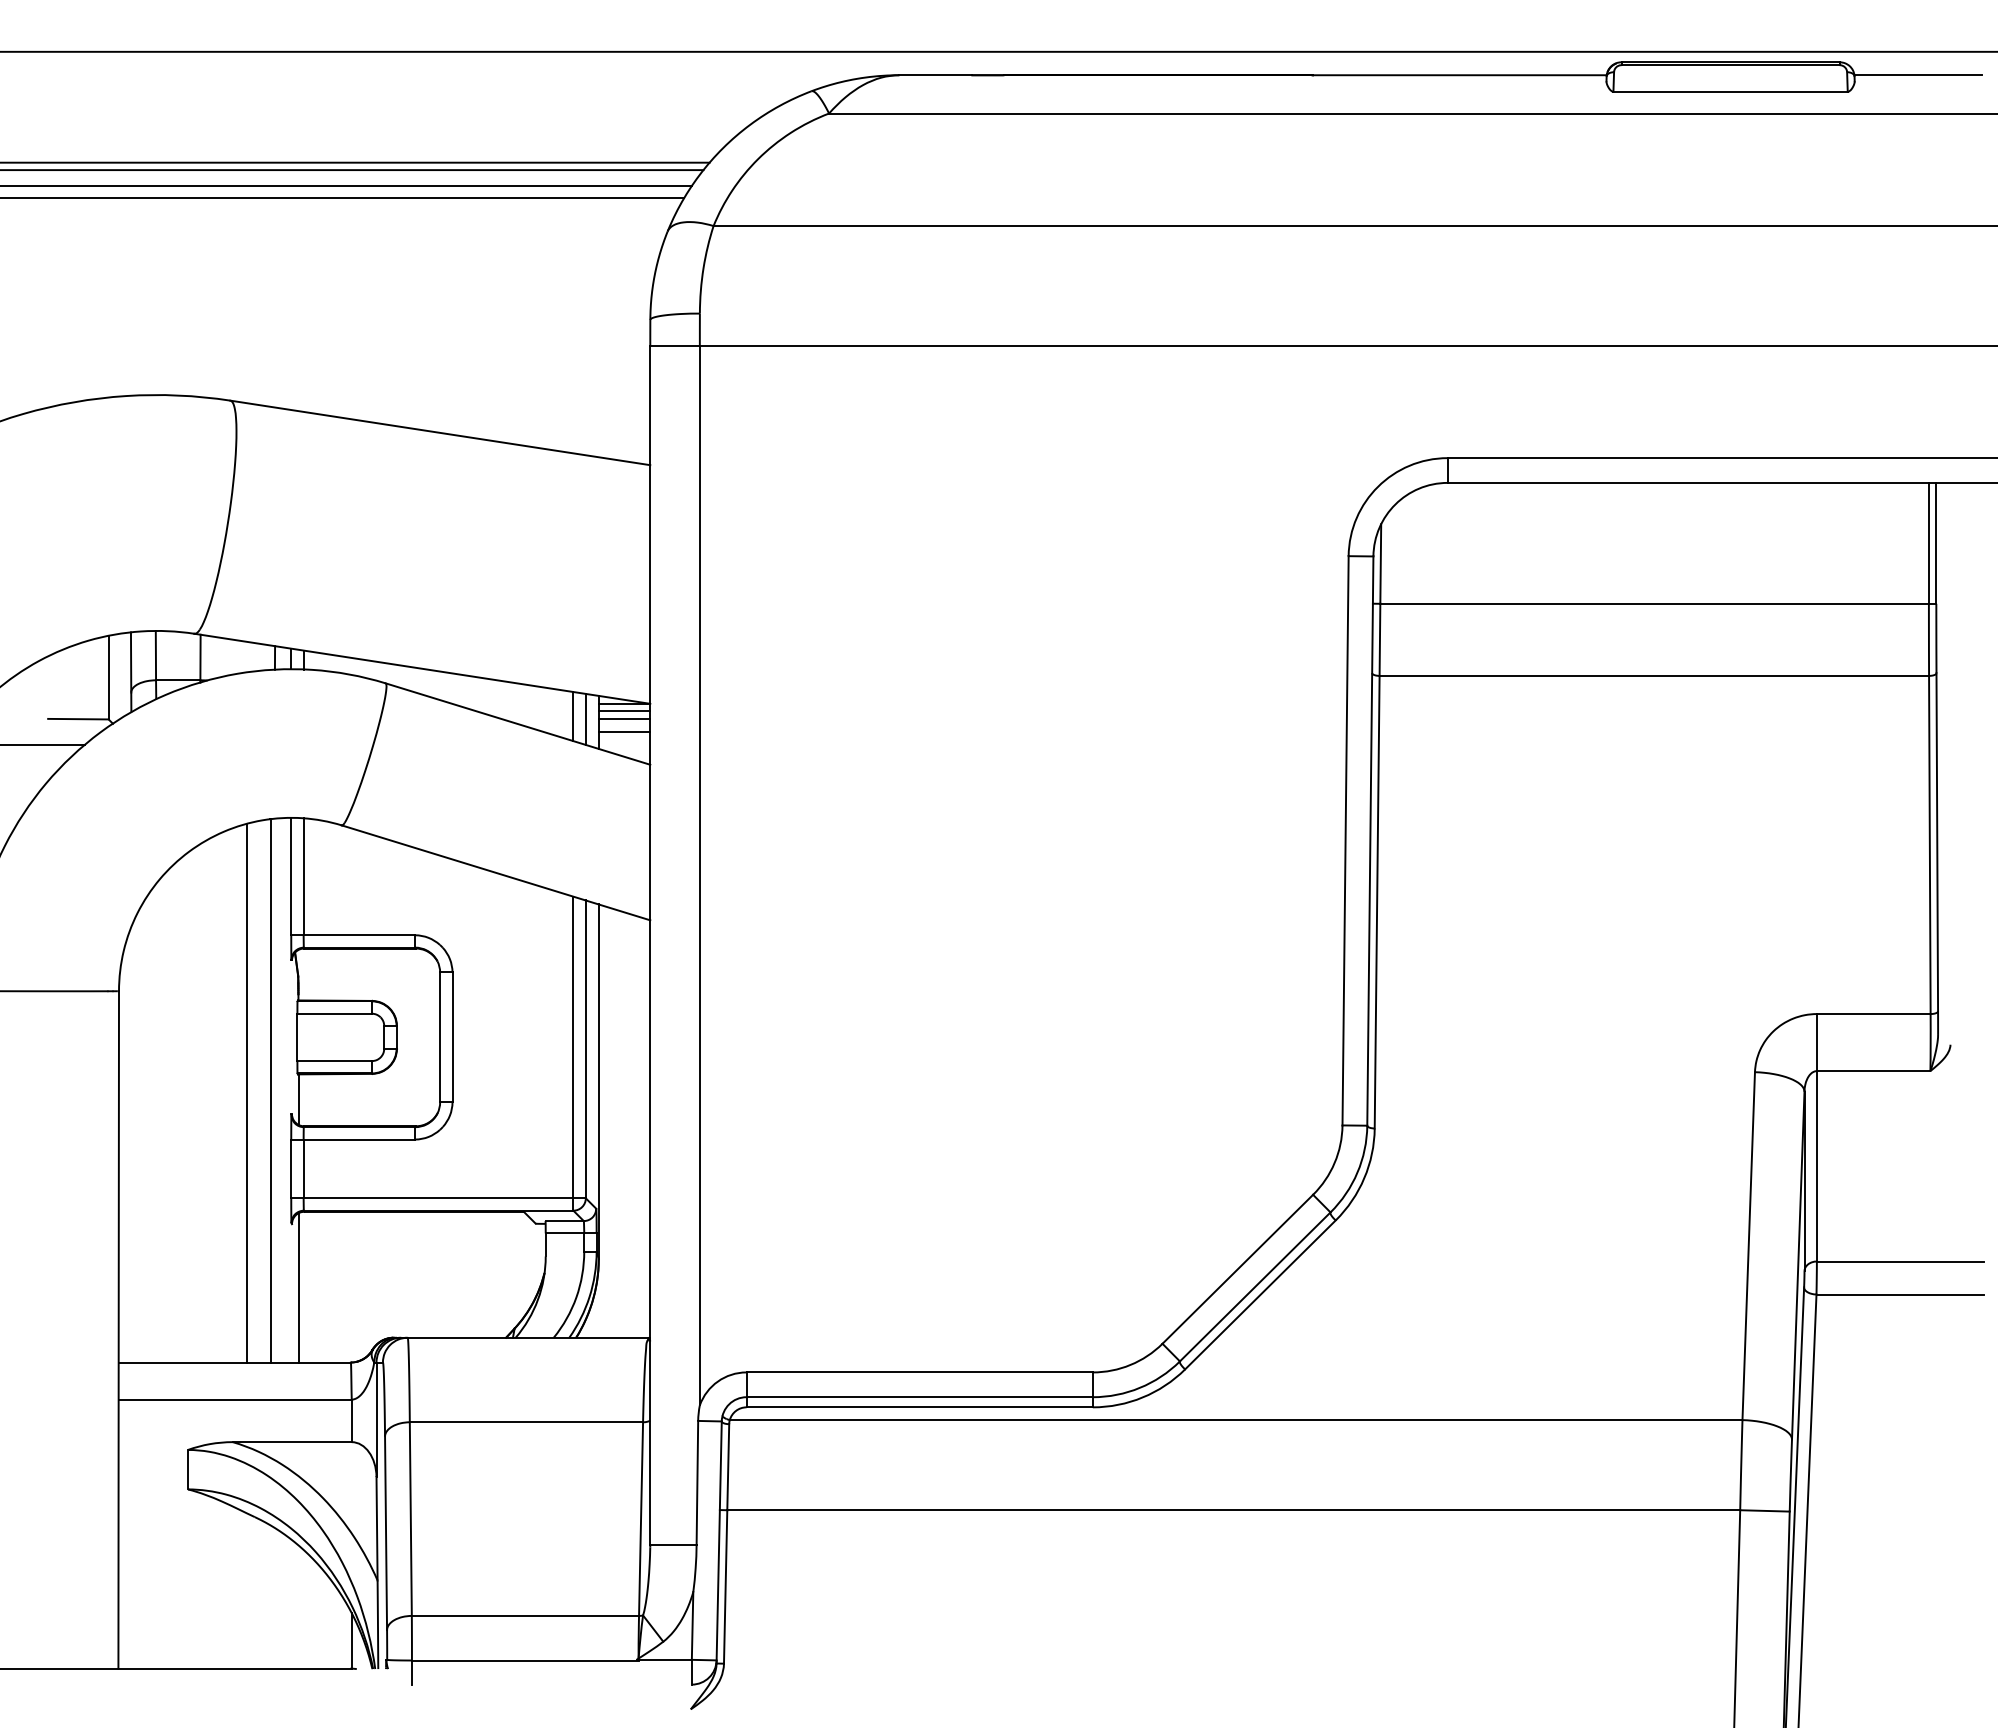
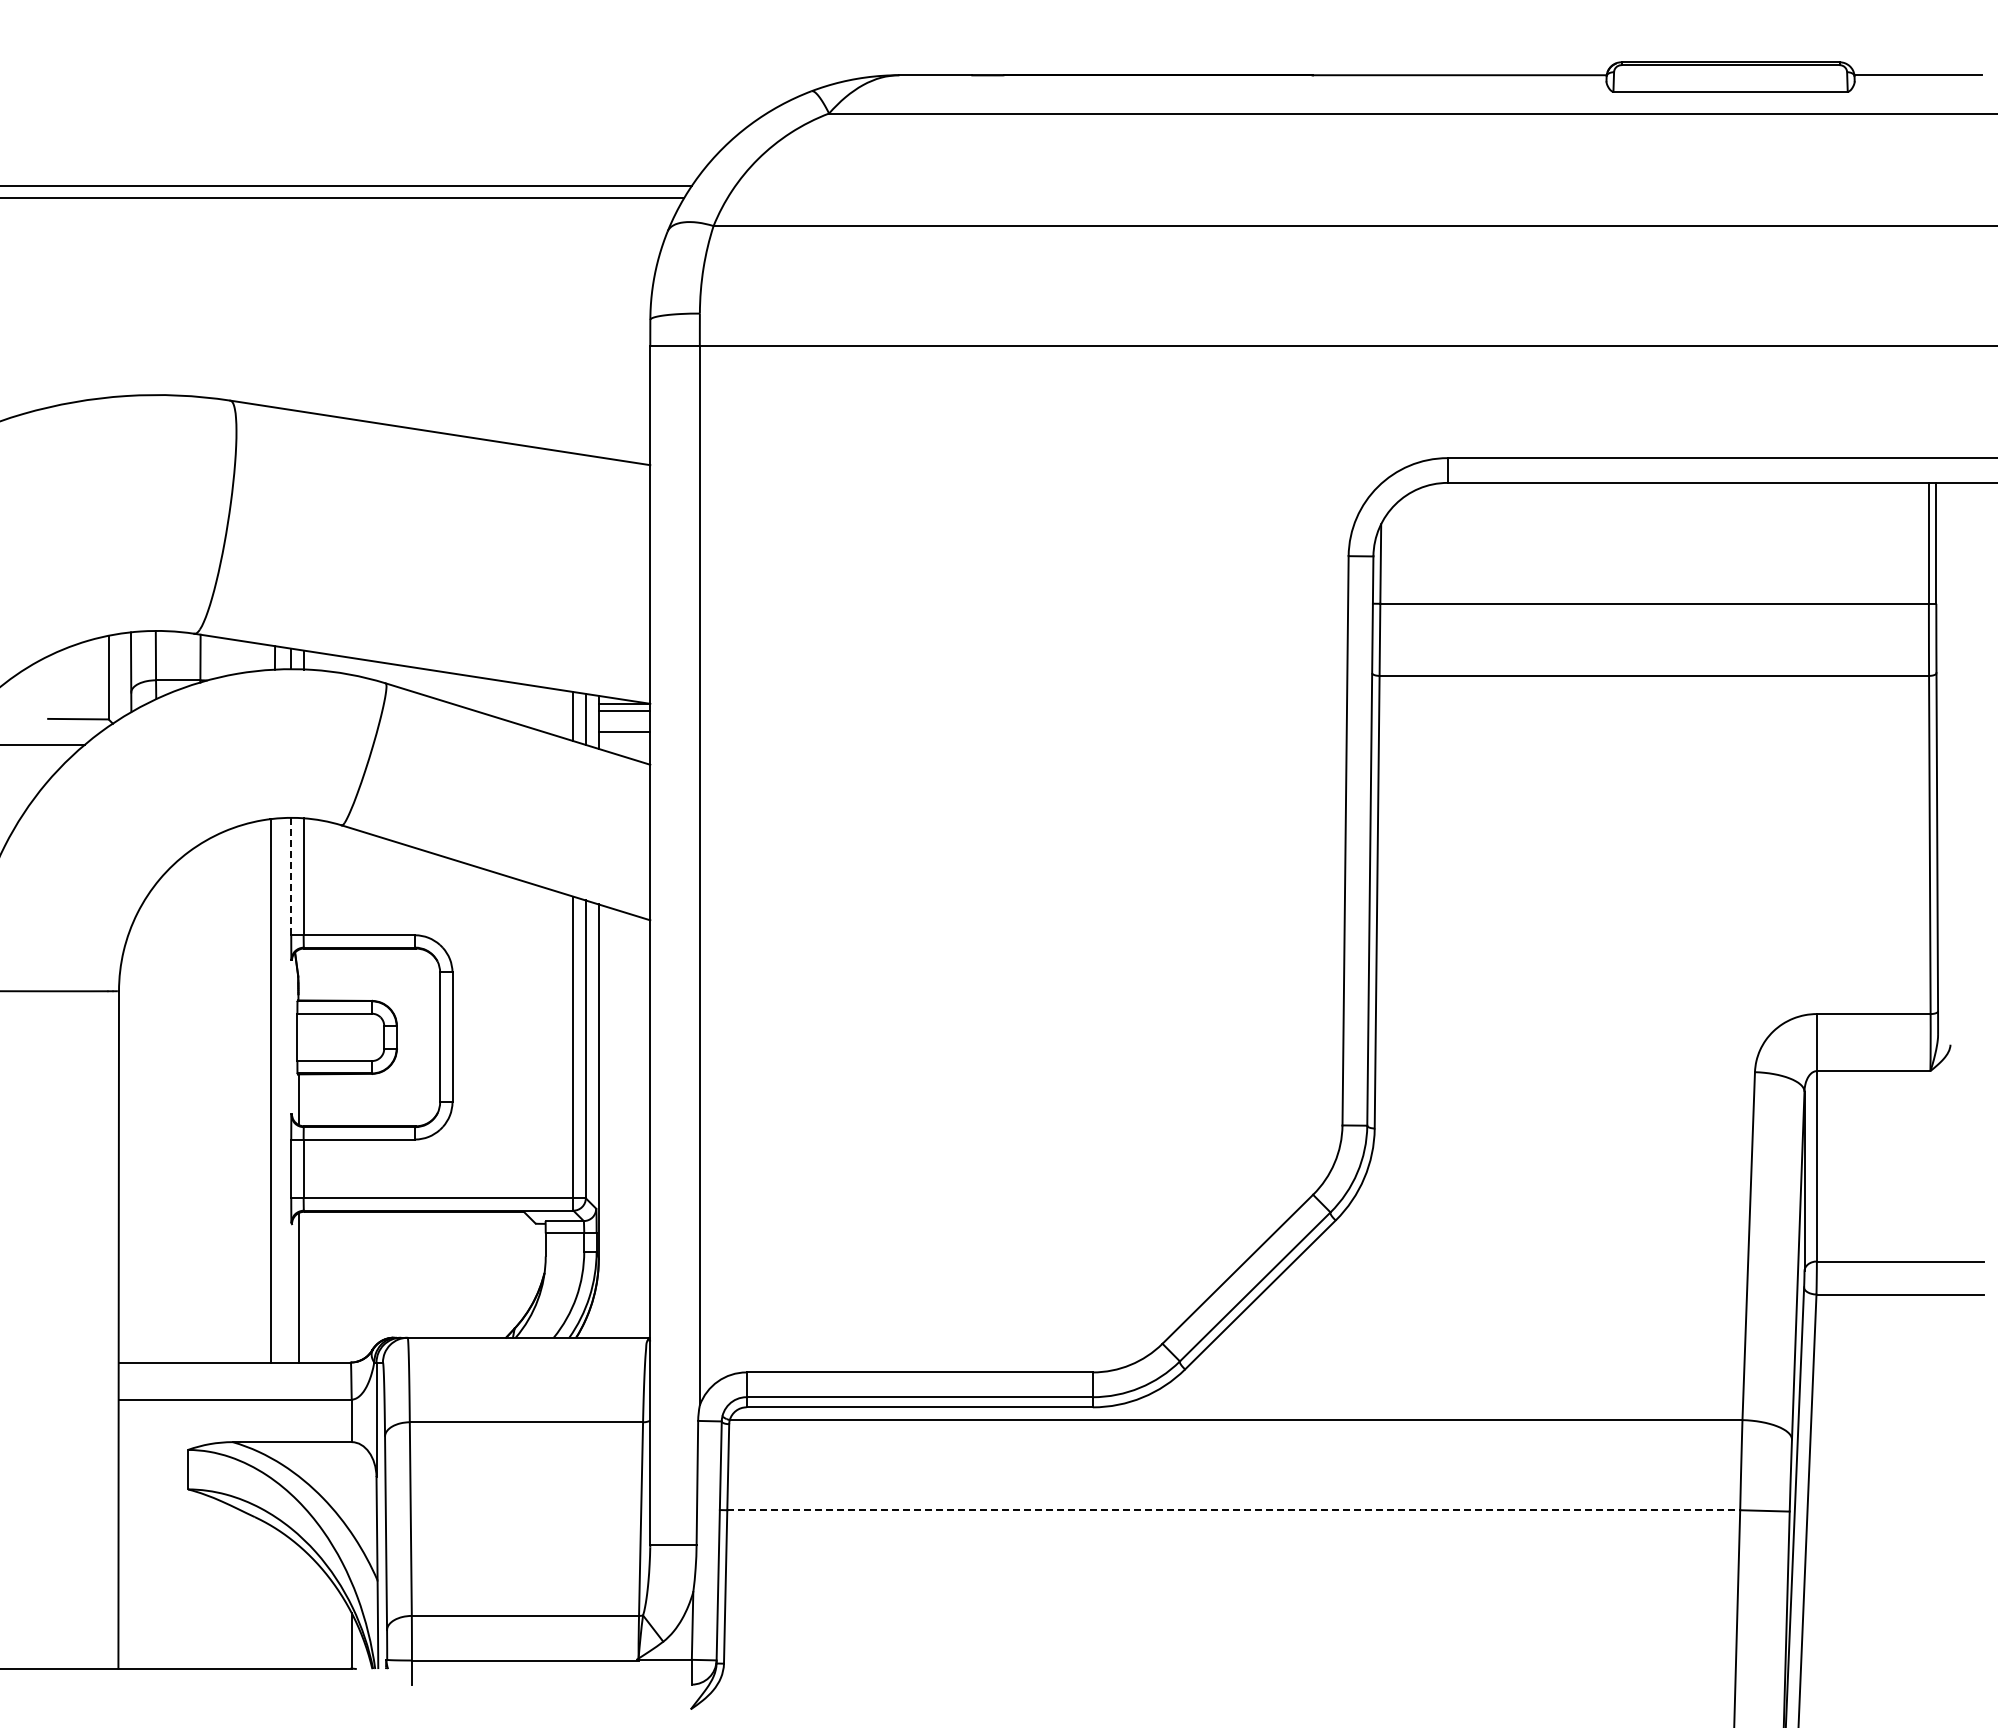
line: present -> none (998, 51)
line: present -> none (355, 162)
line: present -> none (352, 170)
line: present -> none (624, 719)
line: solid -> dashed (291, 876)
line: present -> none (246, 1092)
line: solid -> dashed (1234, 1510)
